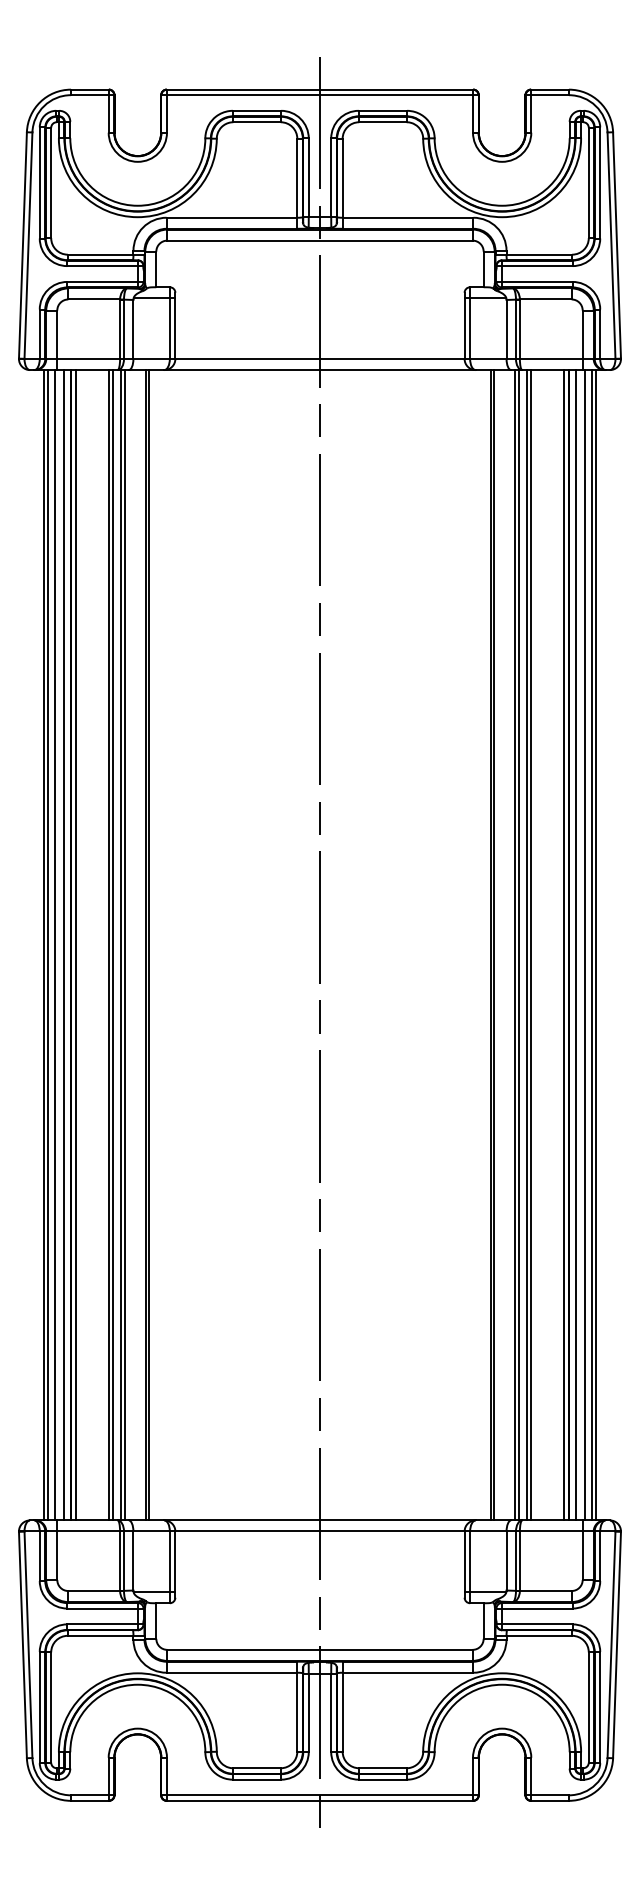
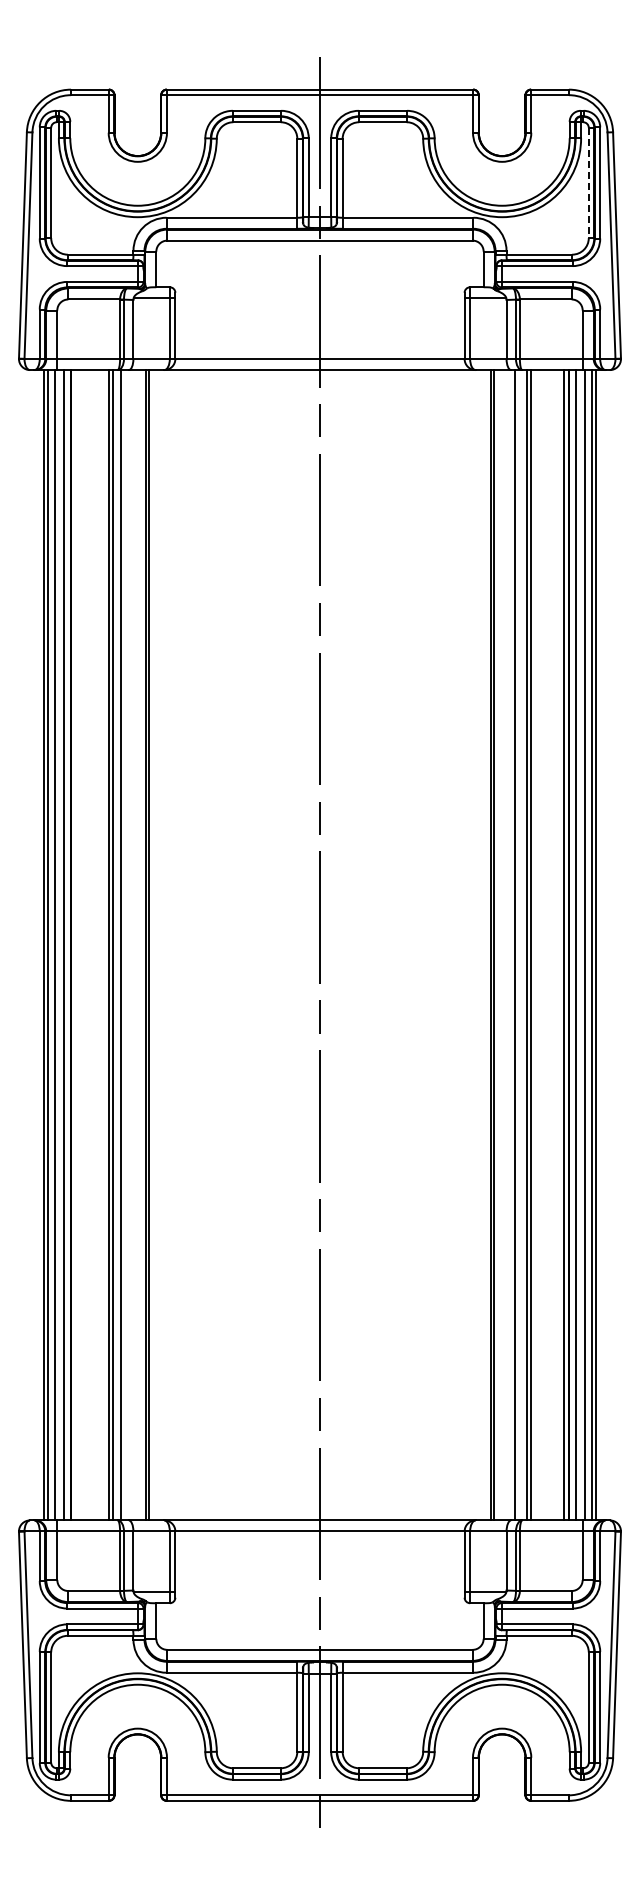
line: solid -> dashed (588, 183)
line: present -> none (76, 945)
line: present -> none (124, 945)
line: present -> none (519, 945)
